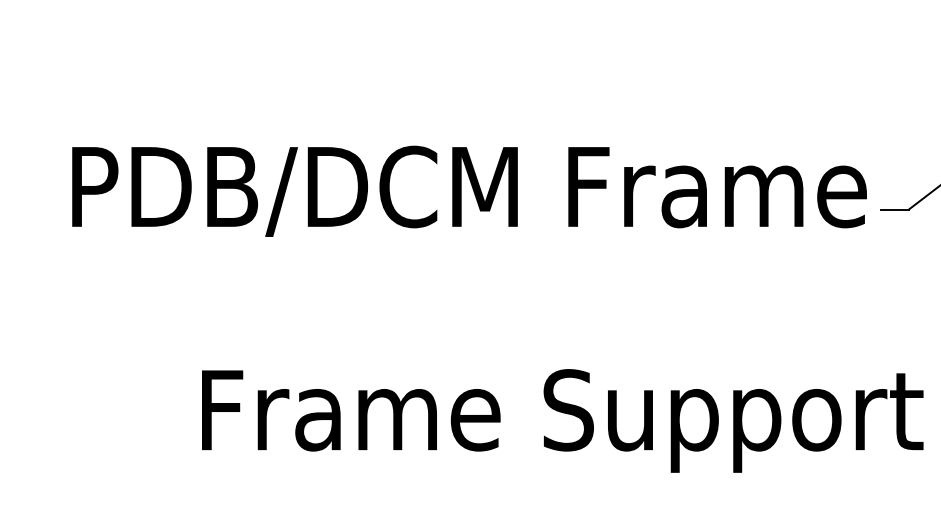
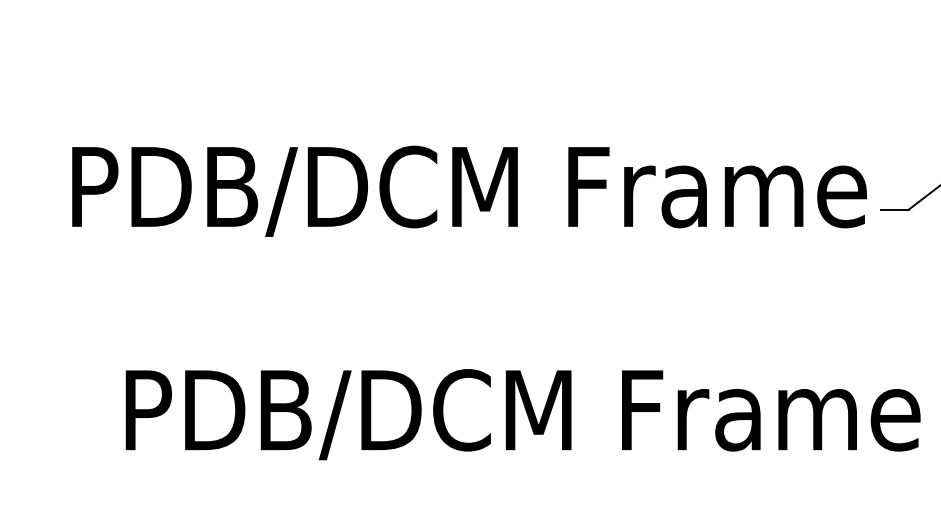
text: Frame Support -> PDB/DCM Frame (524, 420)
